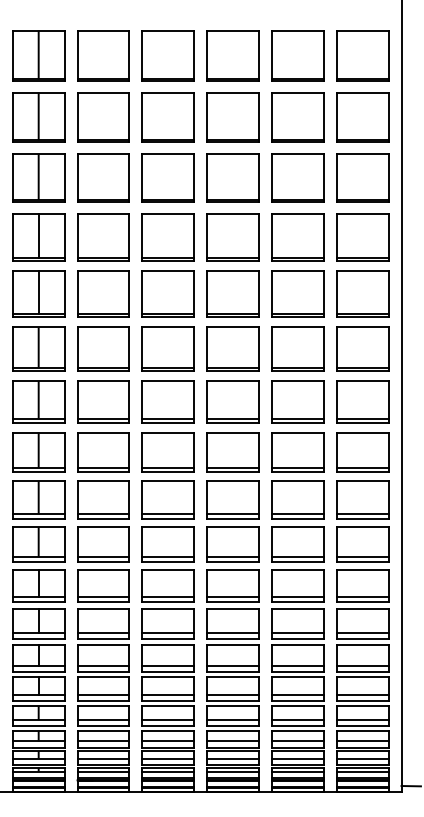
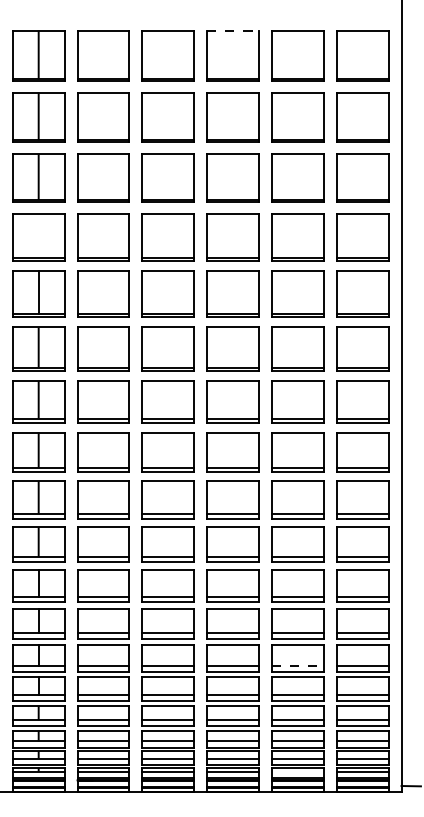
line: solid -> dashed (233, 30)
line: present -> none (38, 235)
line: solid -> dashed (297, 665)
line: present -> none (297, 771)
